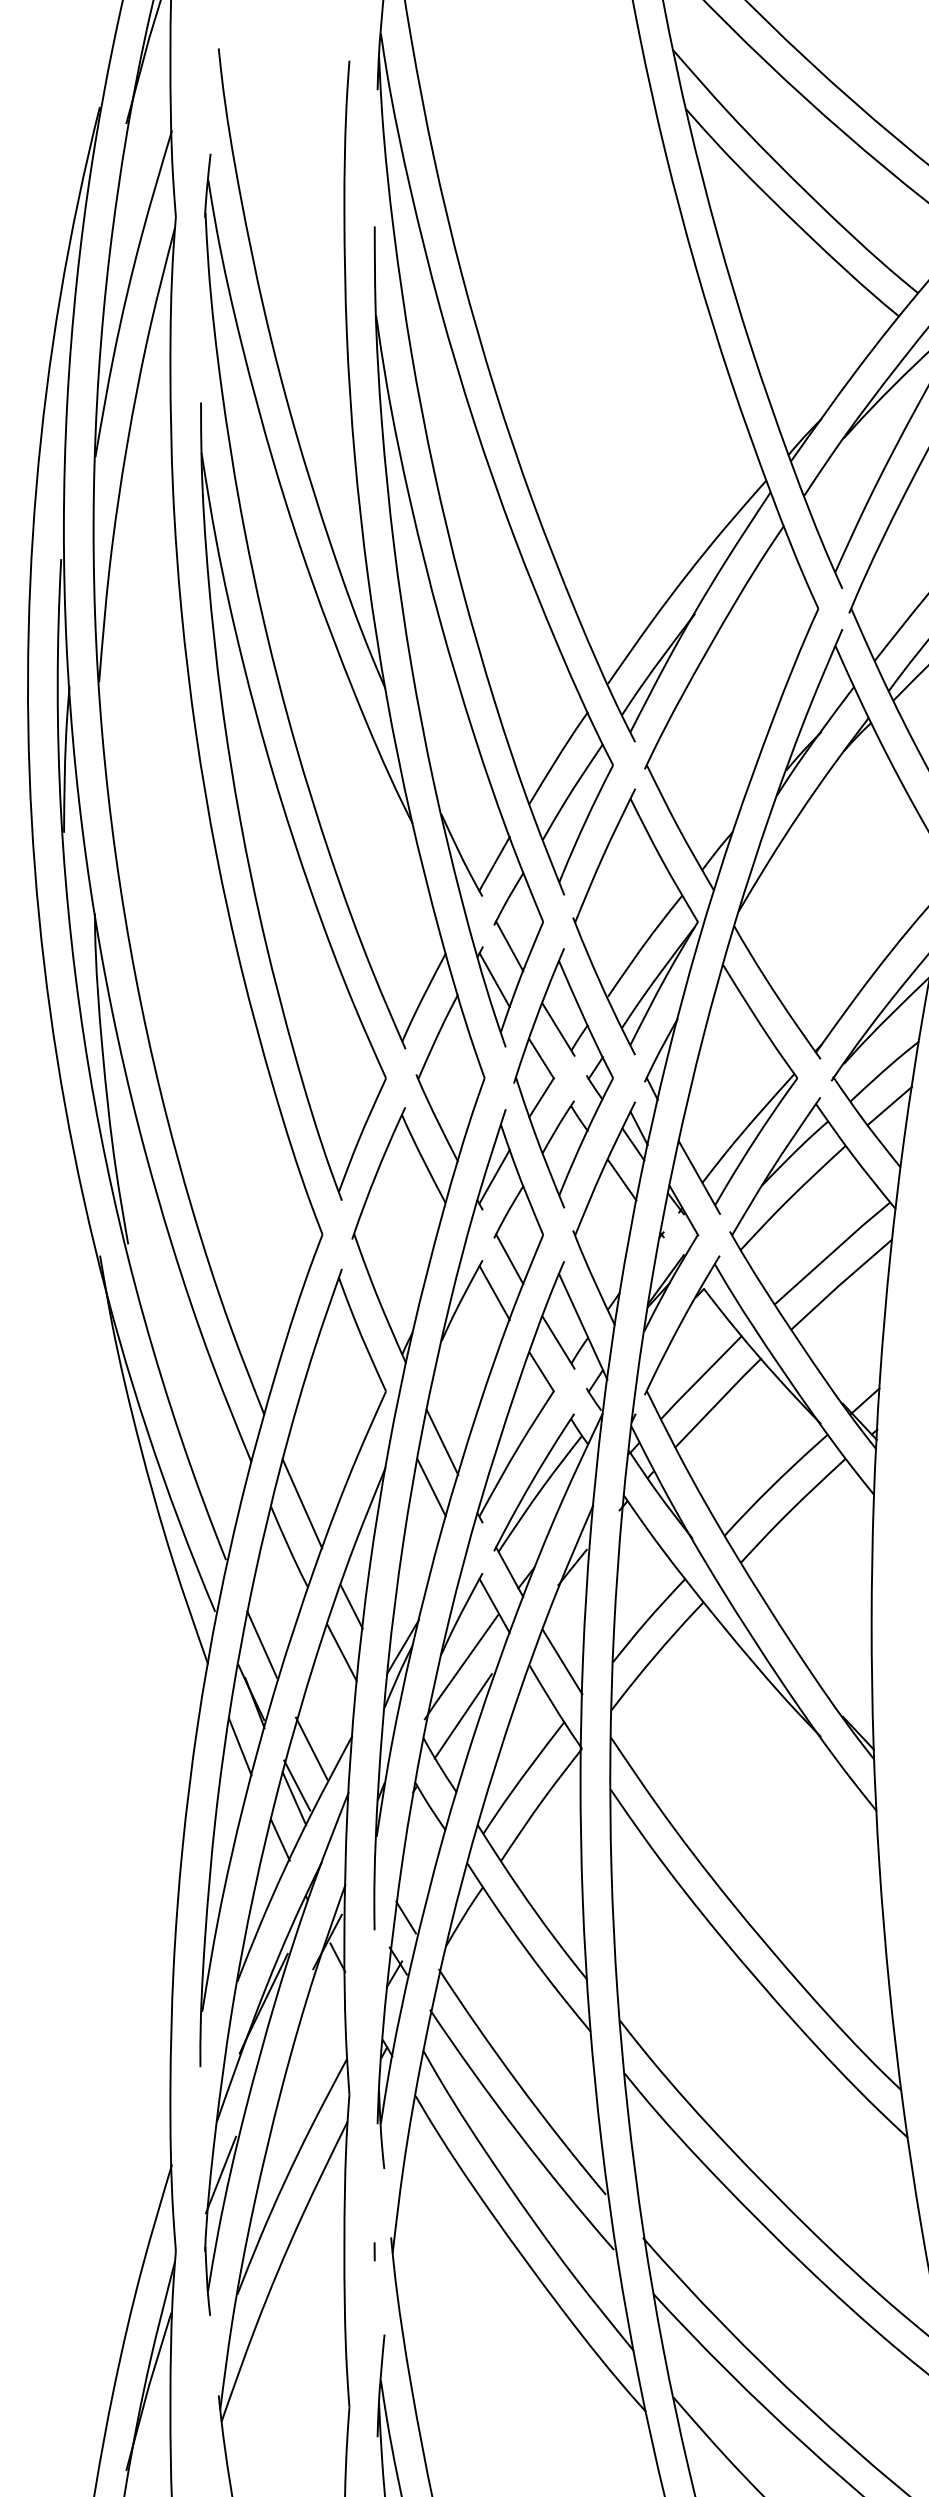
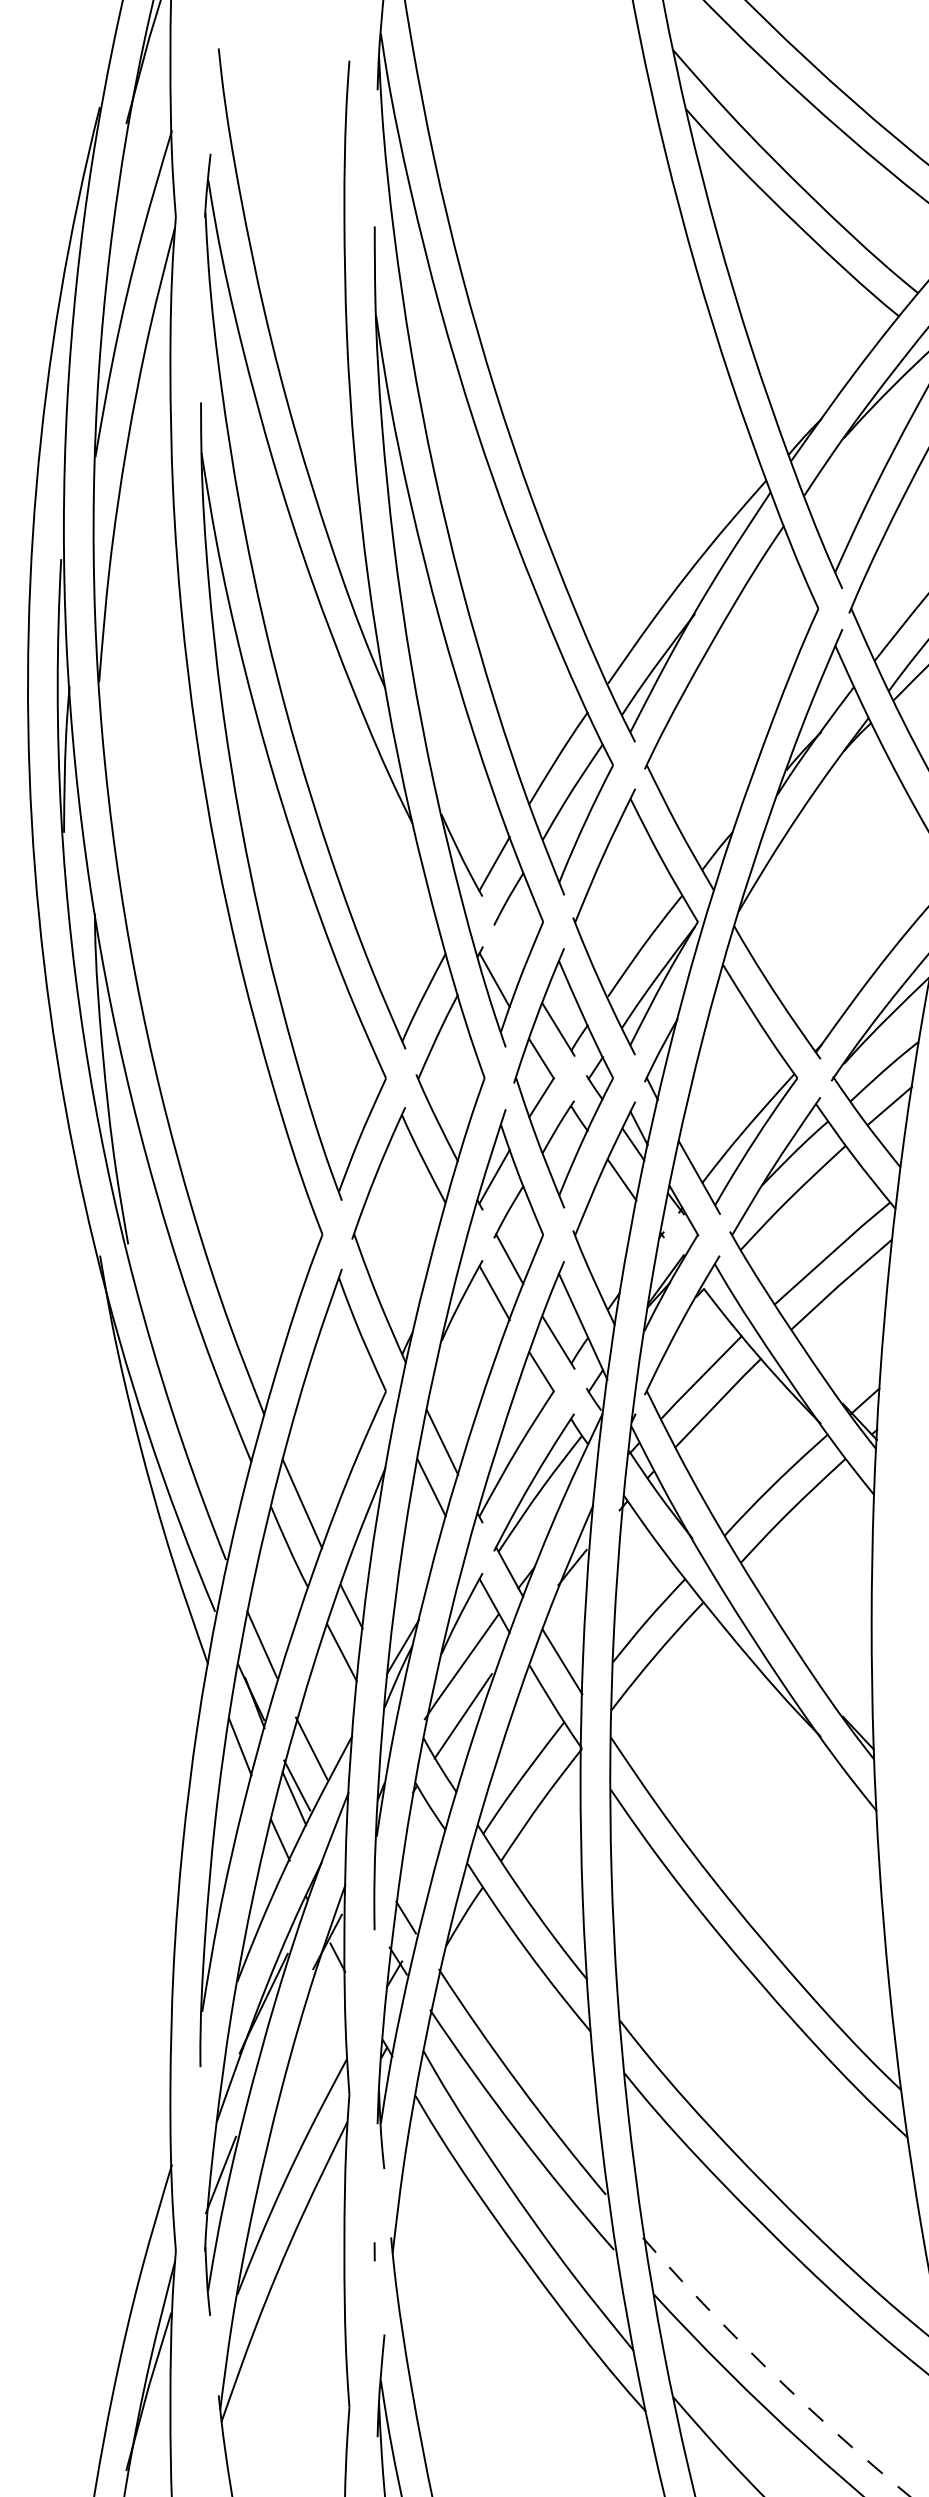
line: present -> none (509, 946)
arc: solid -> dashed (771, 2372)
